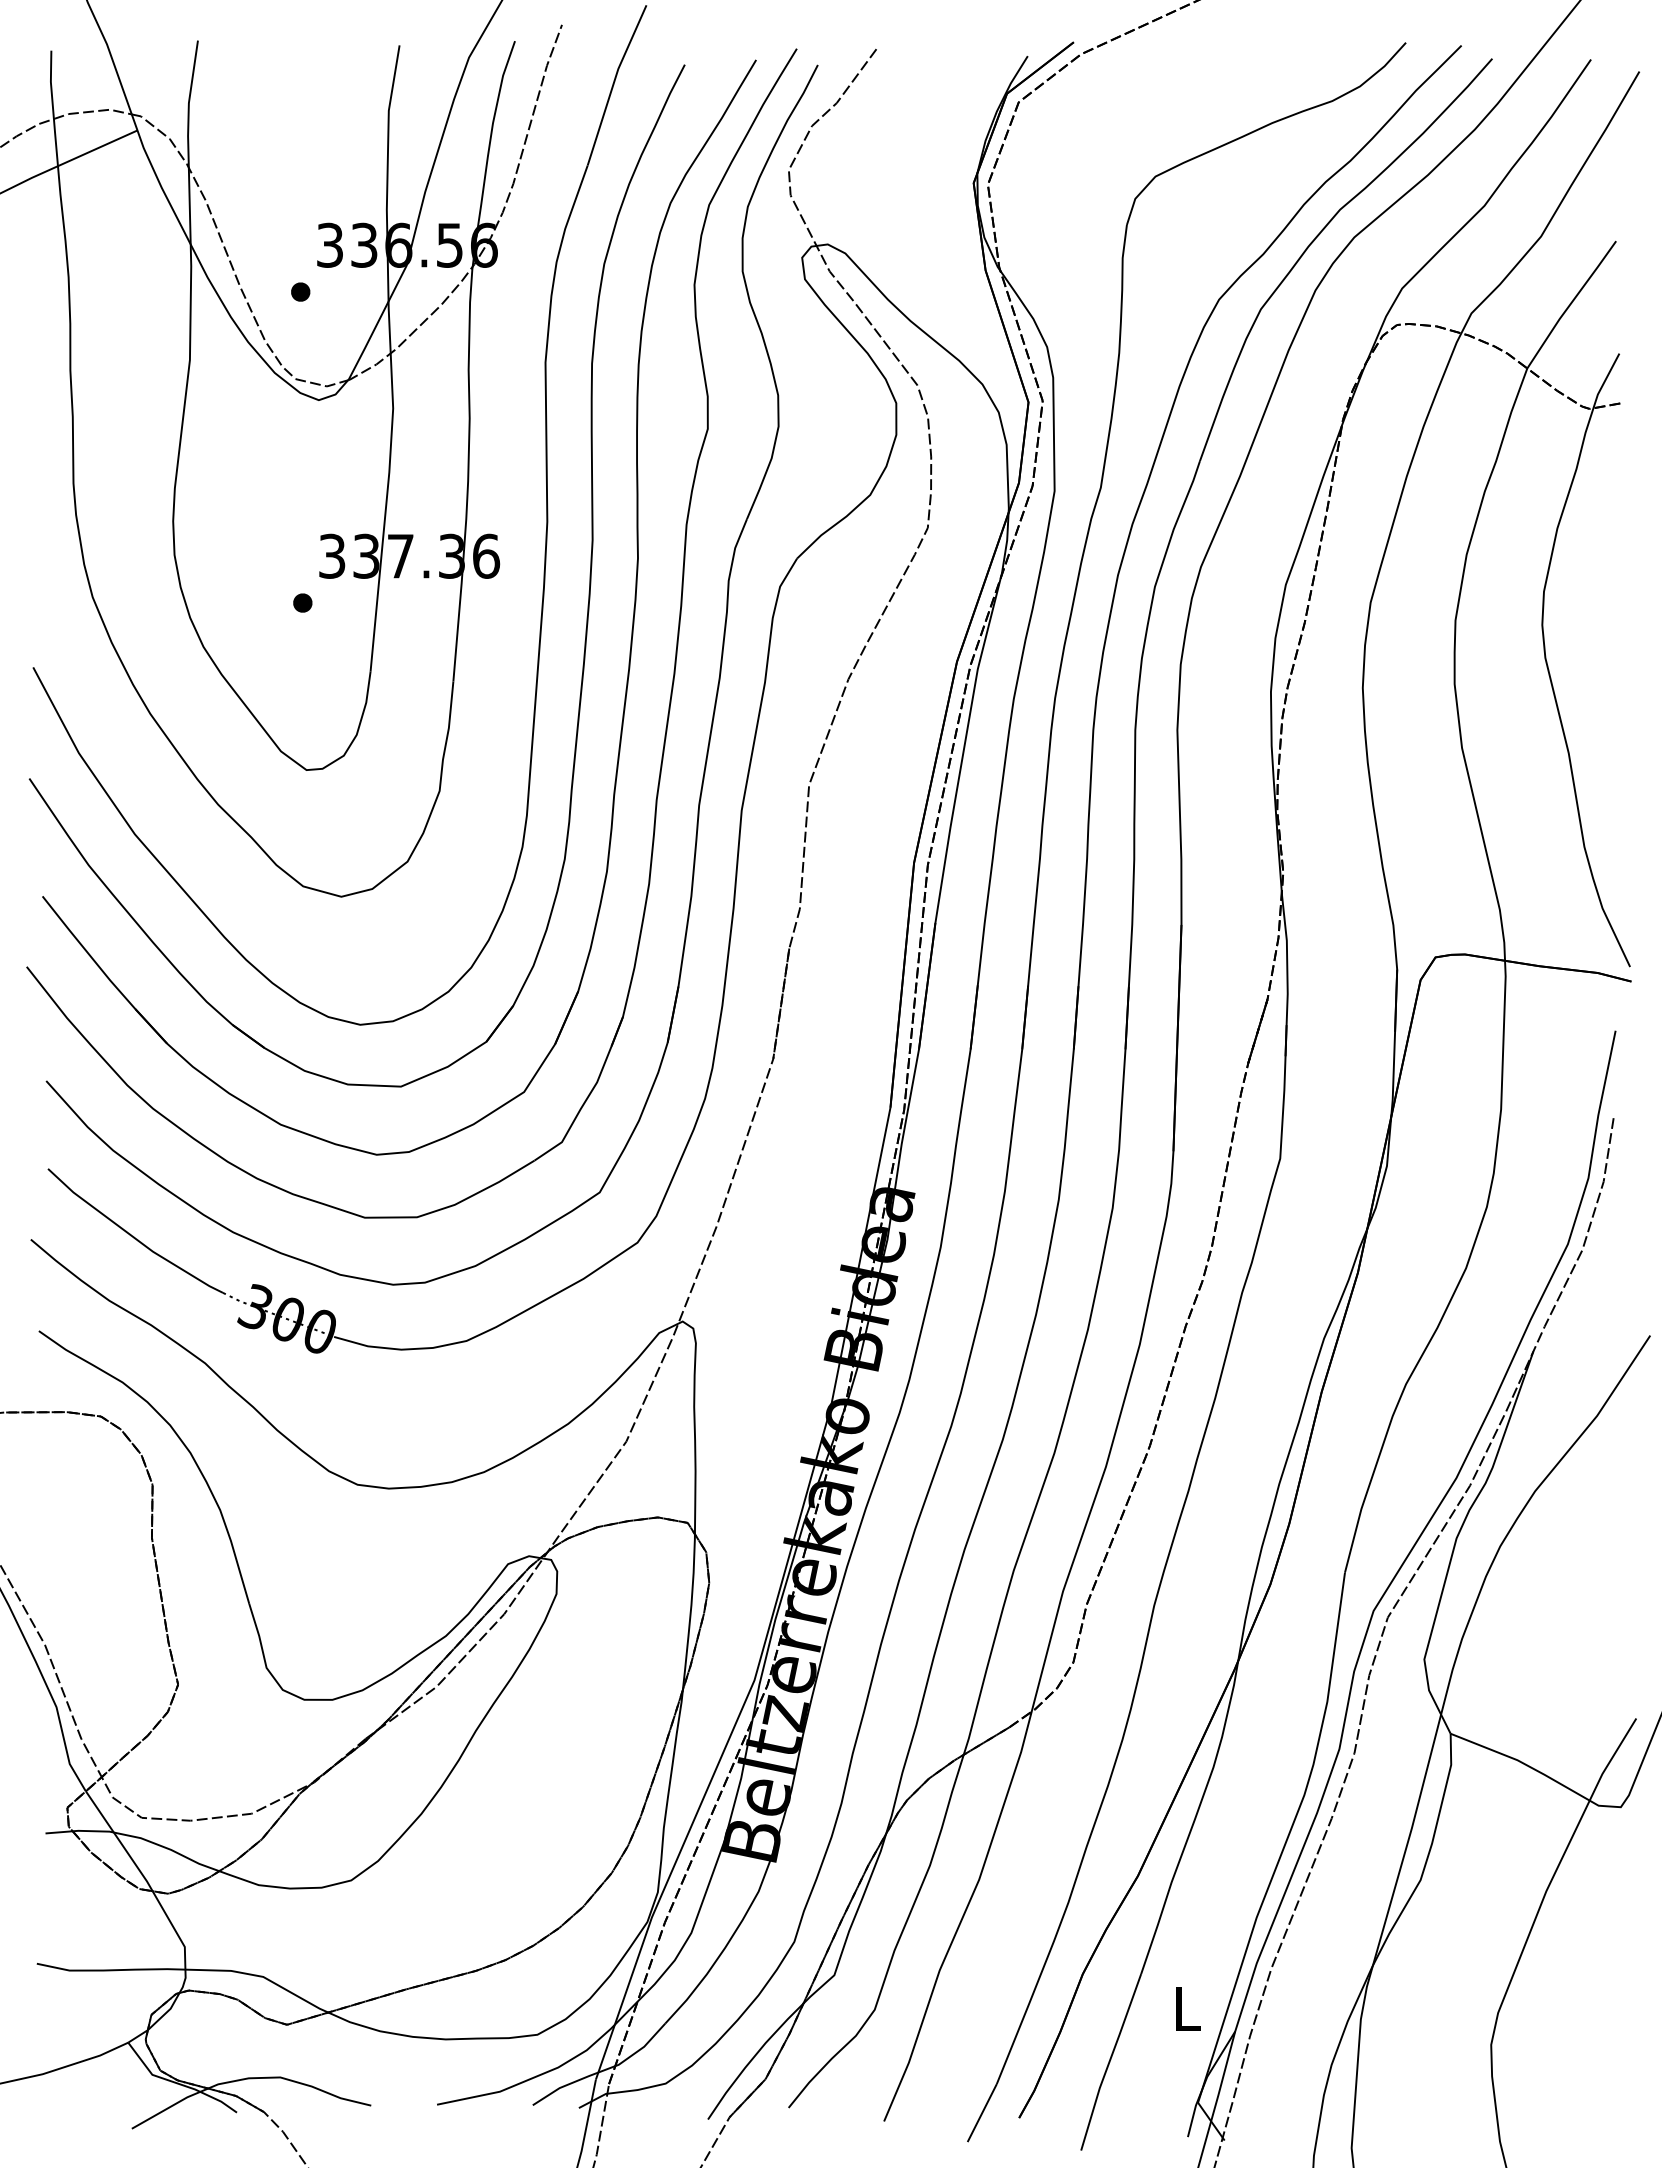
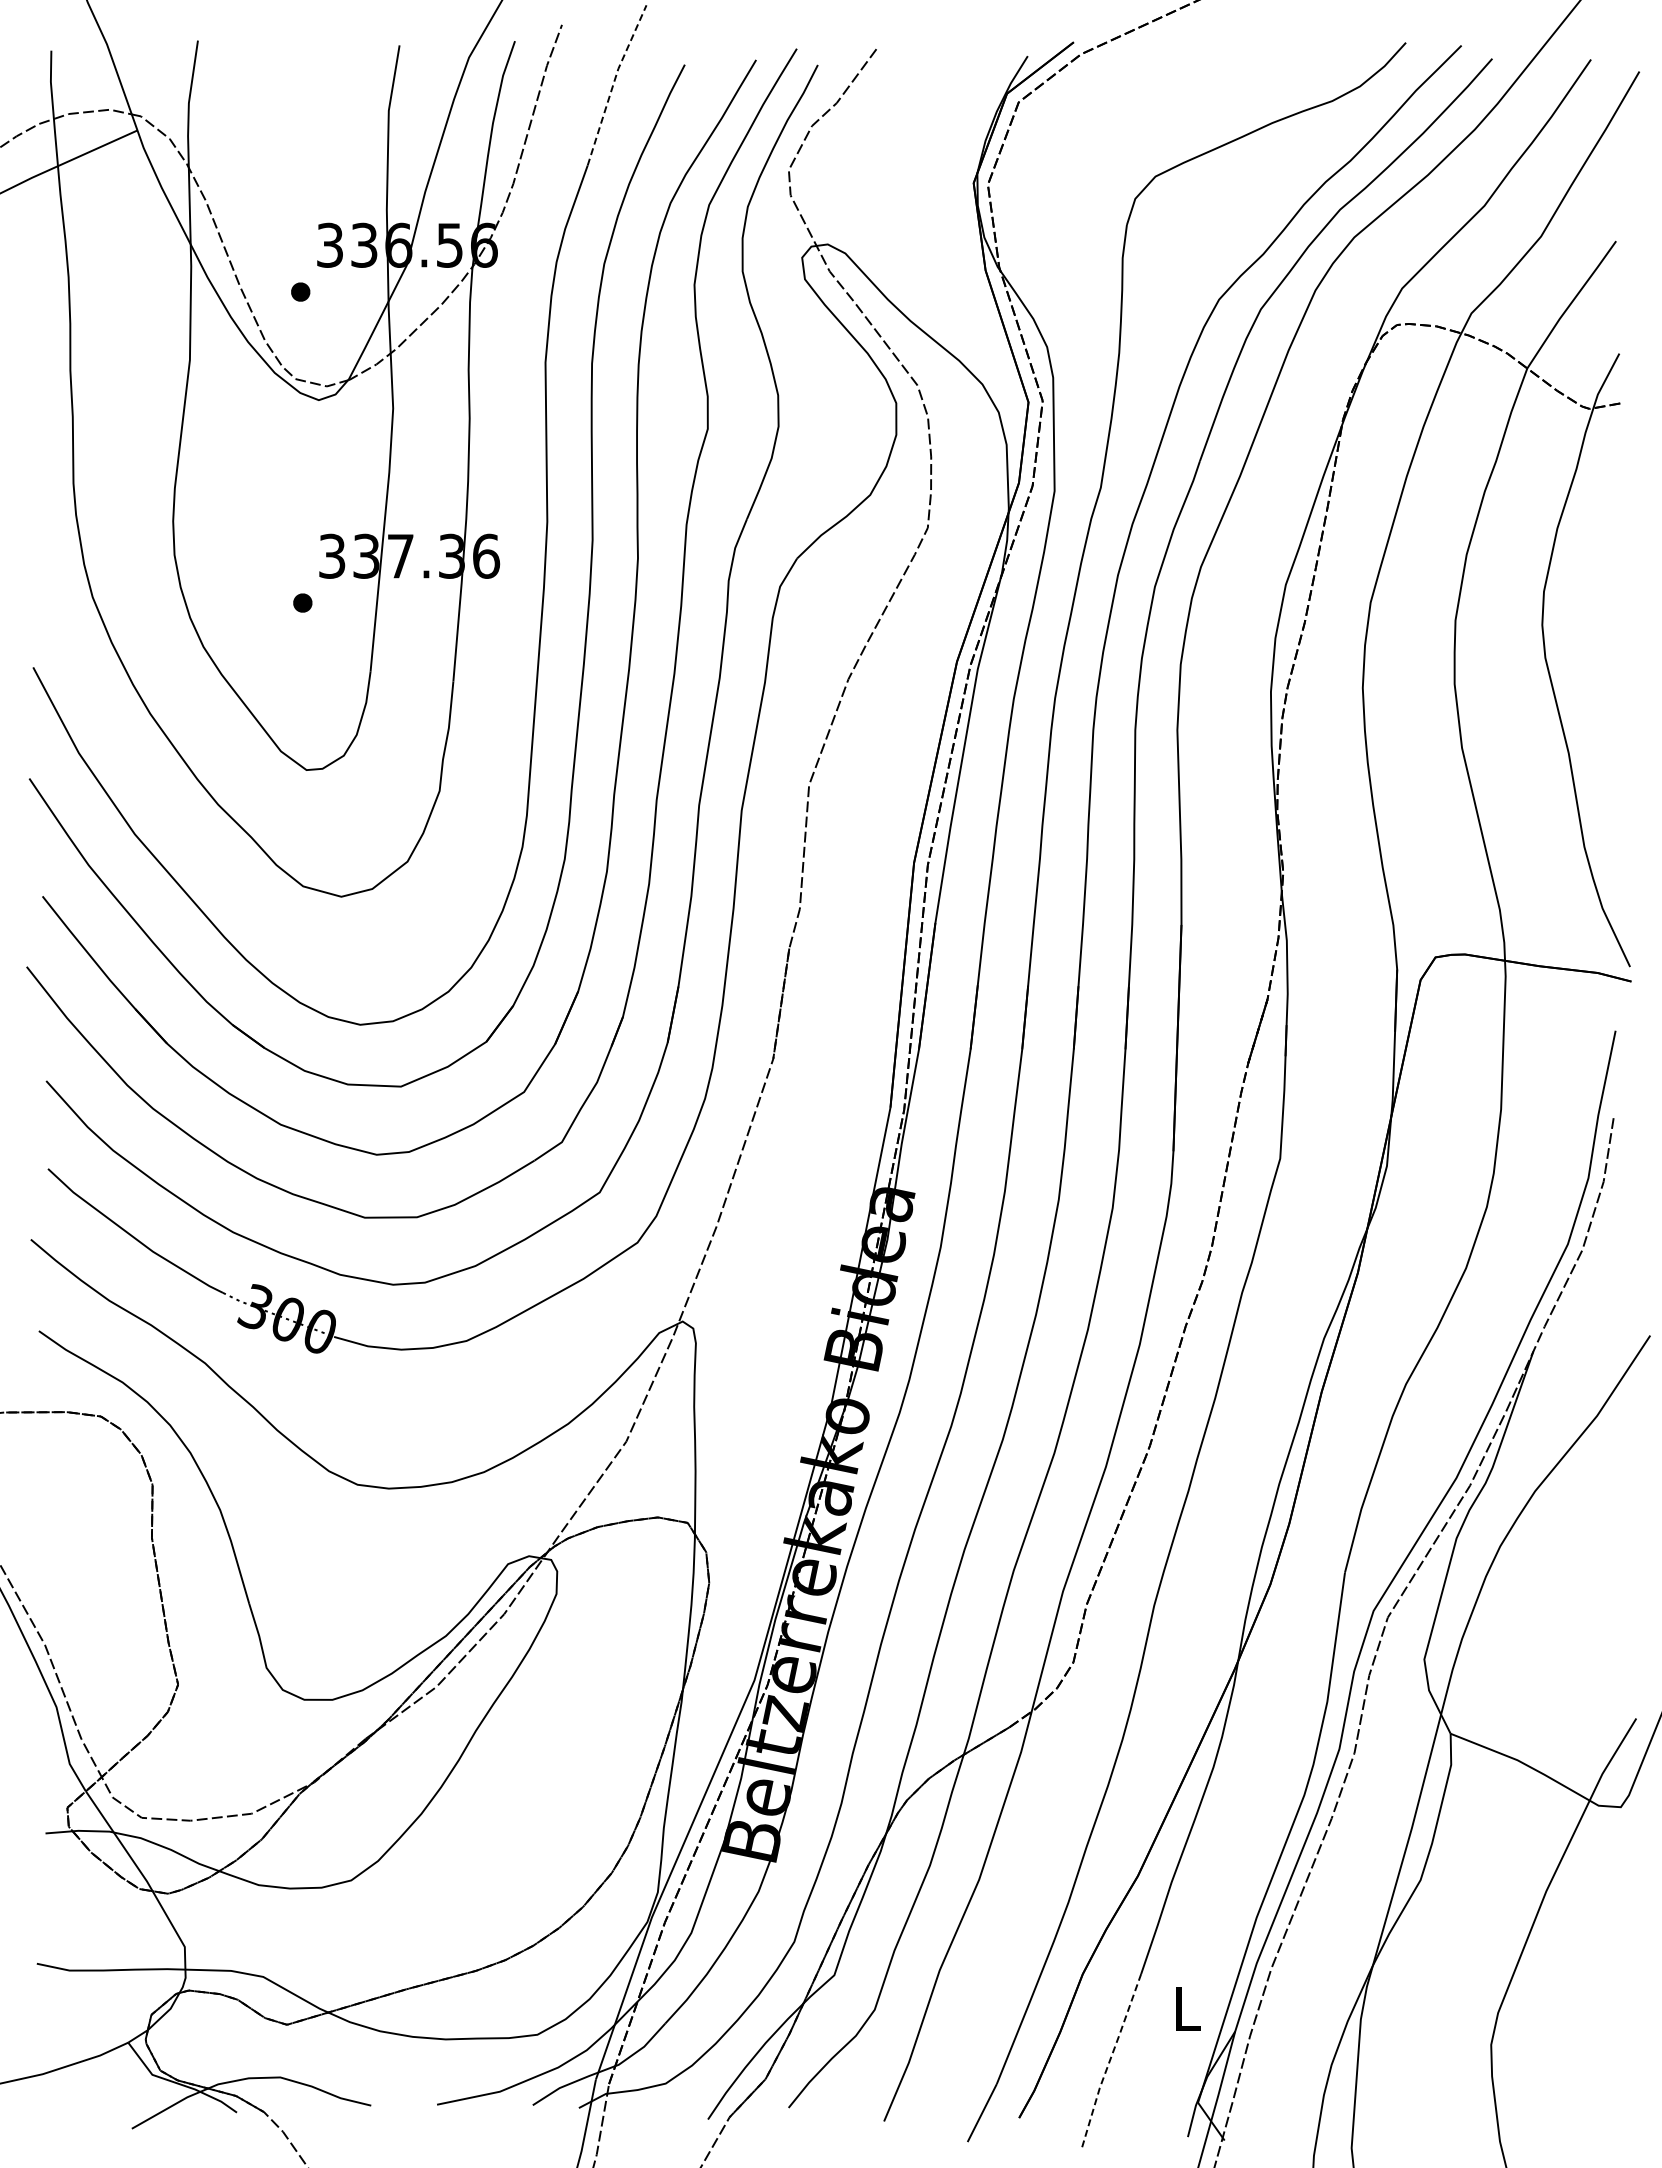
line: solid -> dashed (613, 83)
line: solid -> dashed (1109, 2061)
